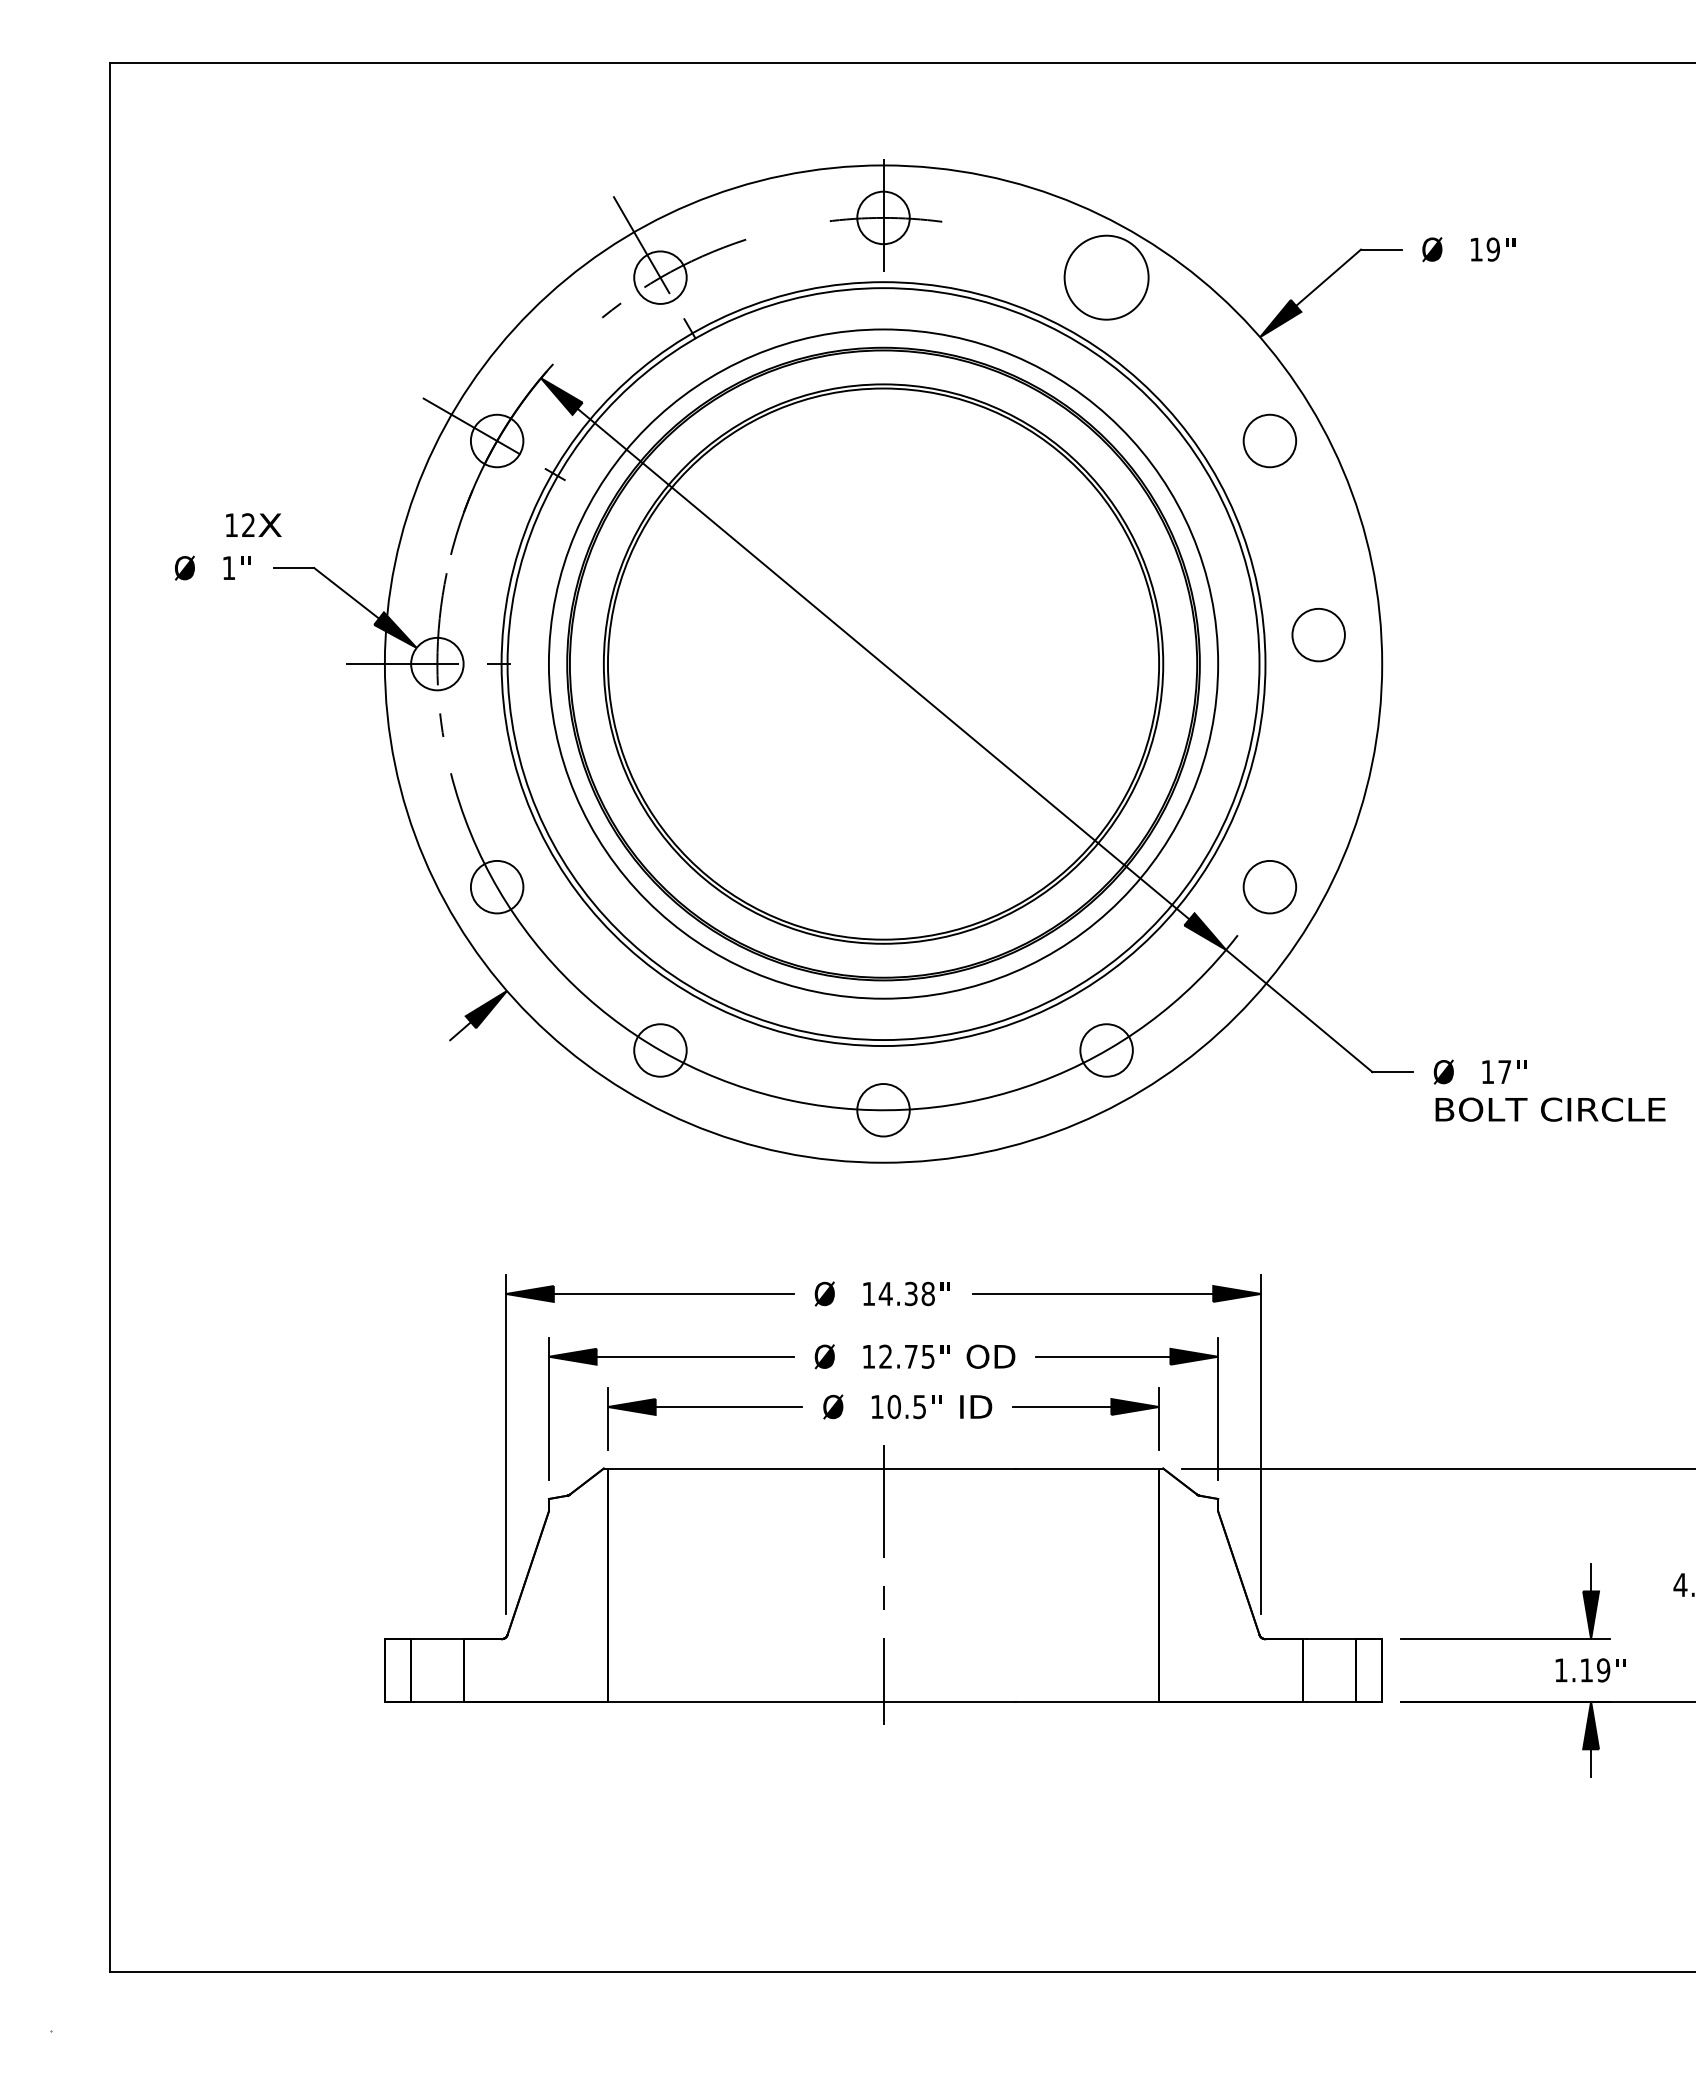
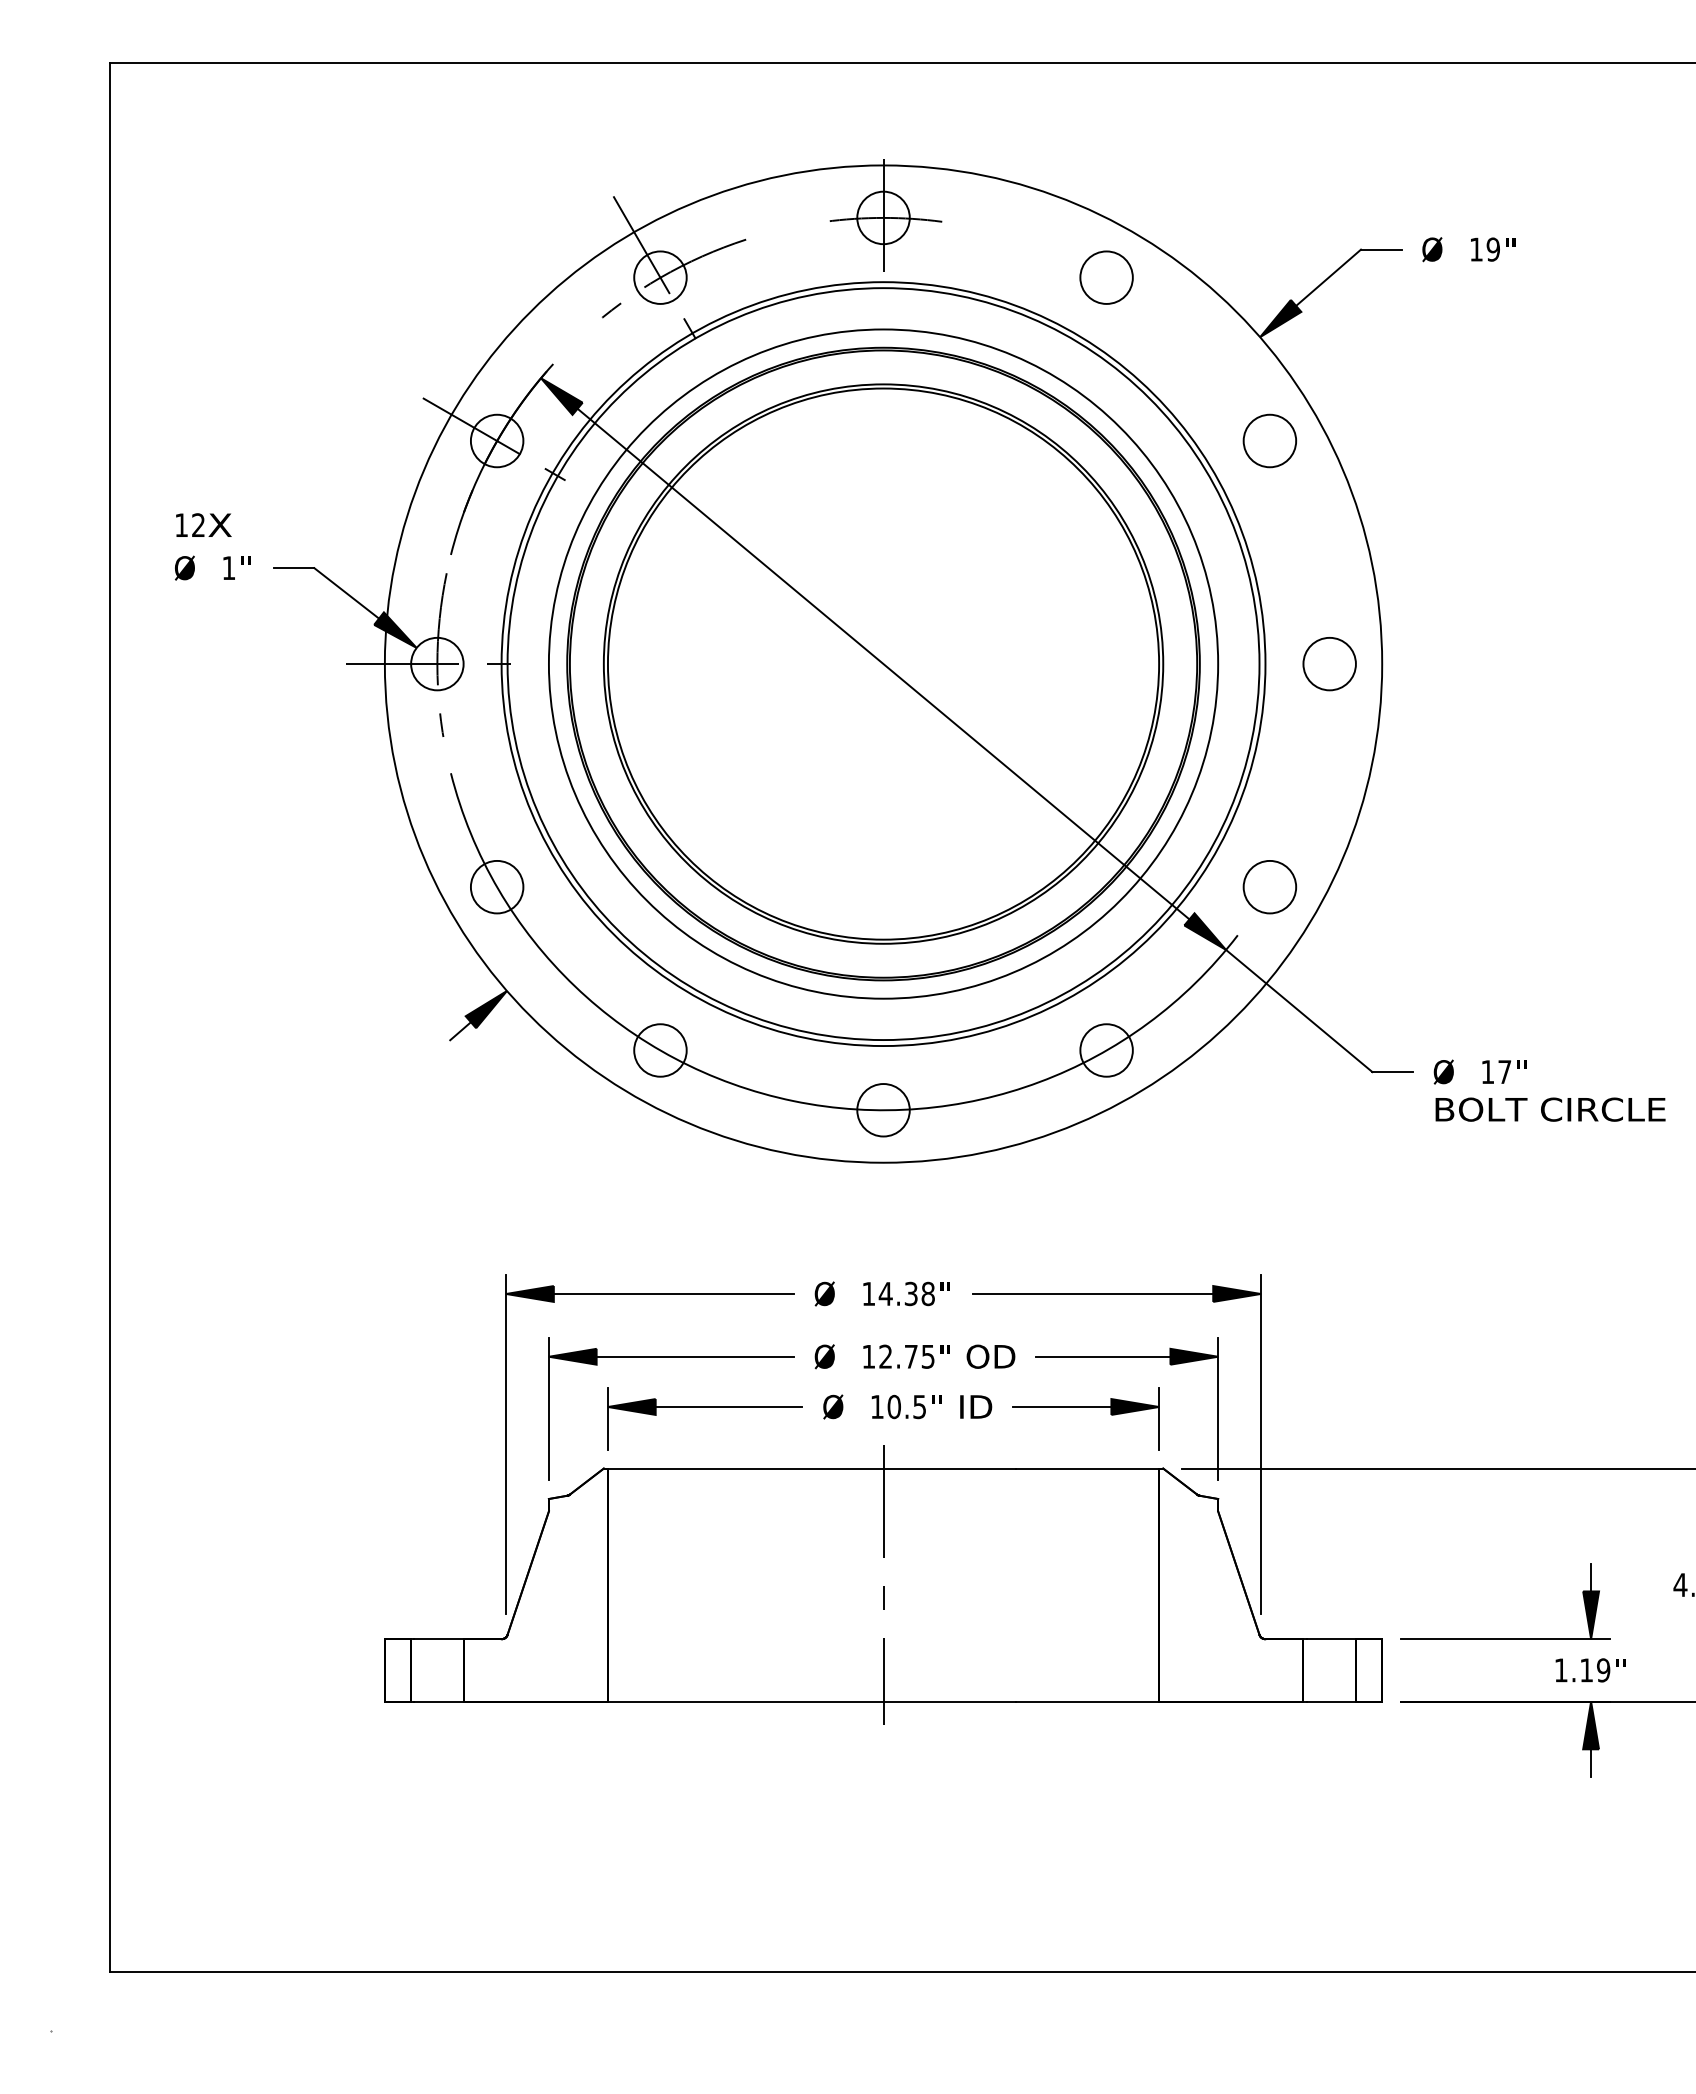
circle diameter: 84 px -> 52 px (1106, 277)
text position: (253, 524) -> (203, 524) (203, 524)
circle position: (1318, 635) -> (1329, 664) (1329, 664)
